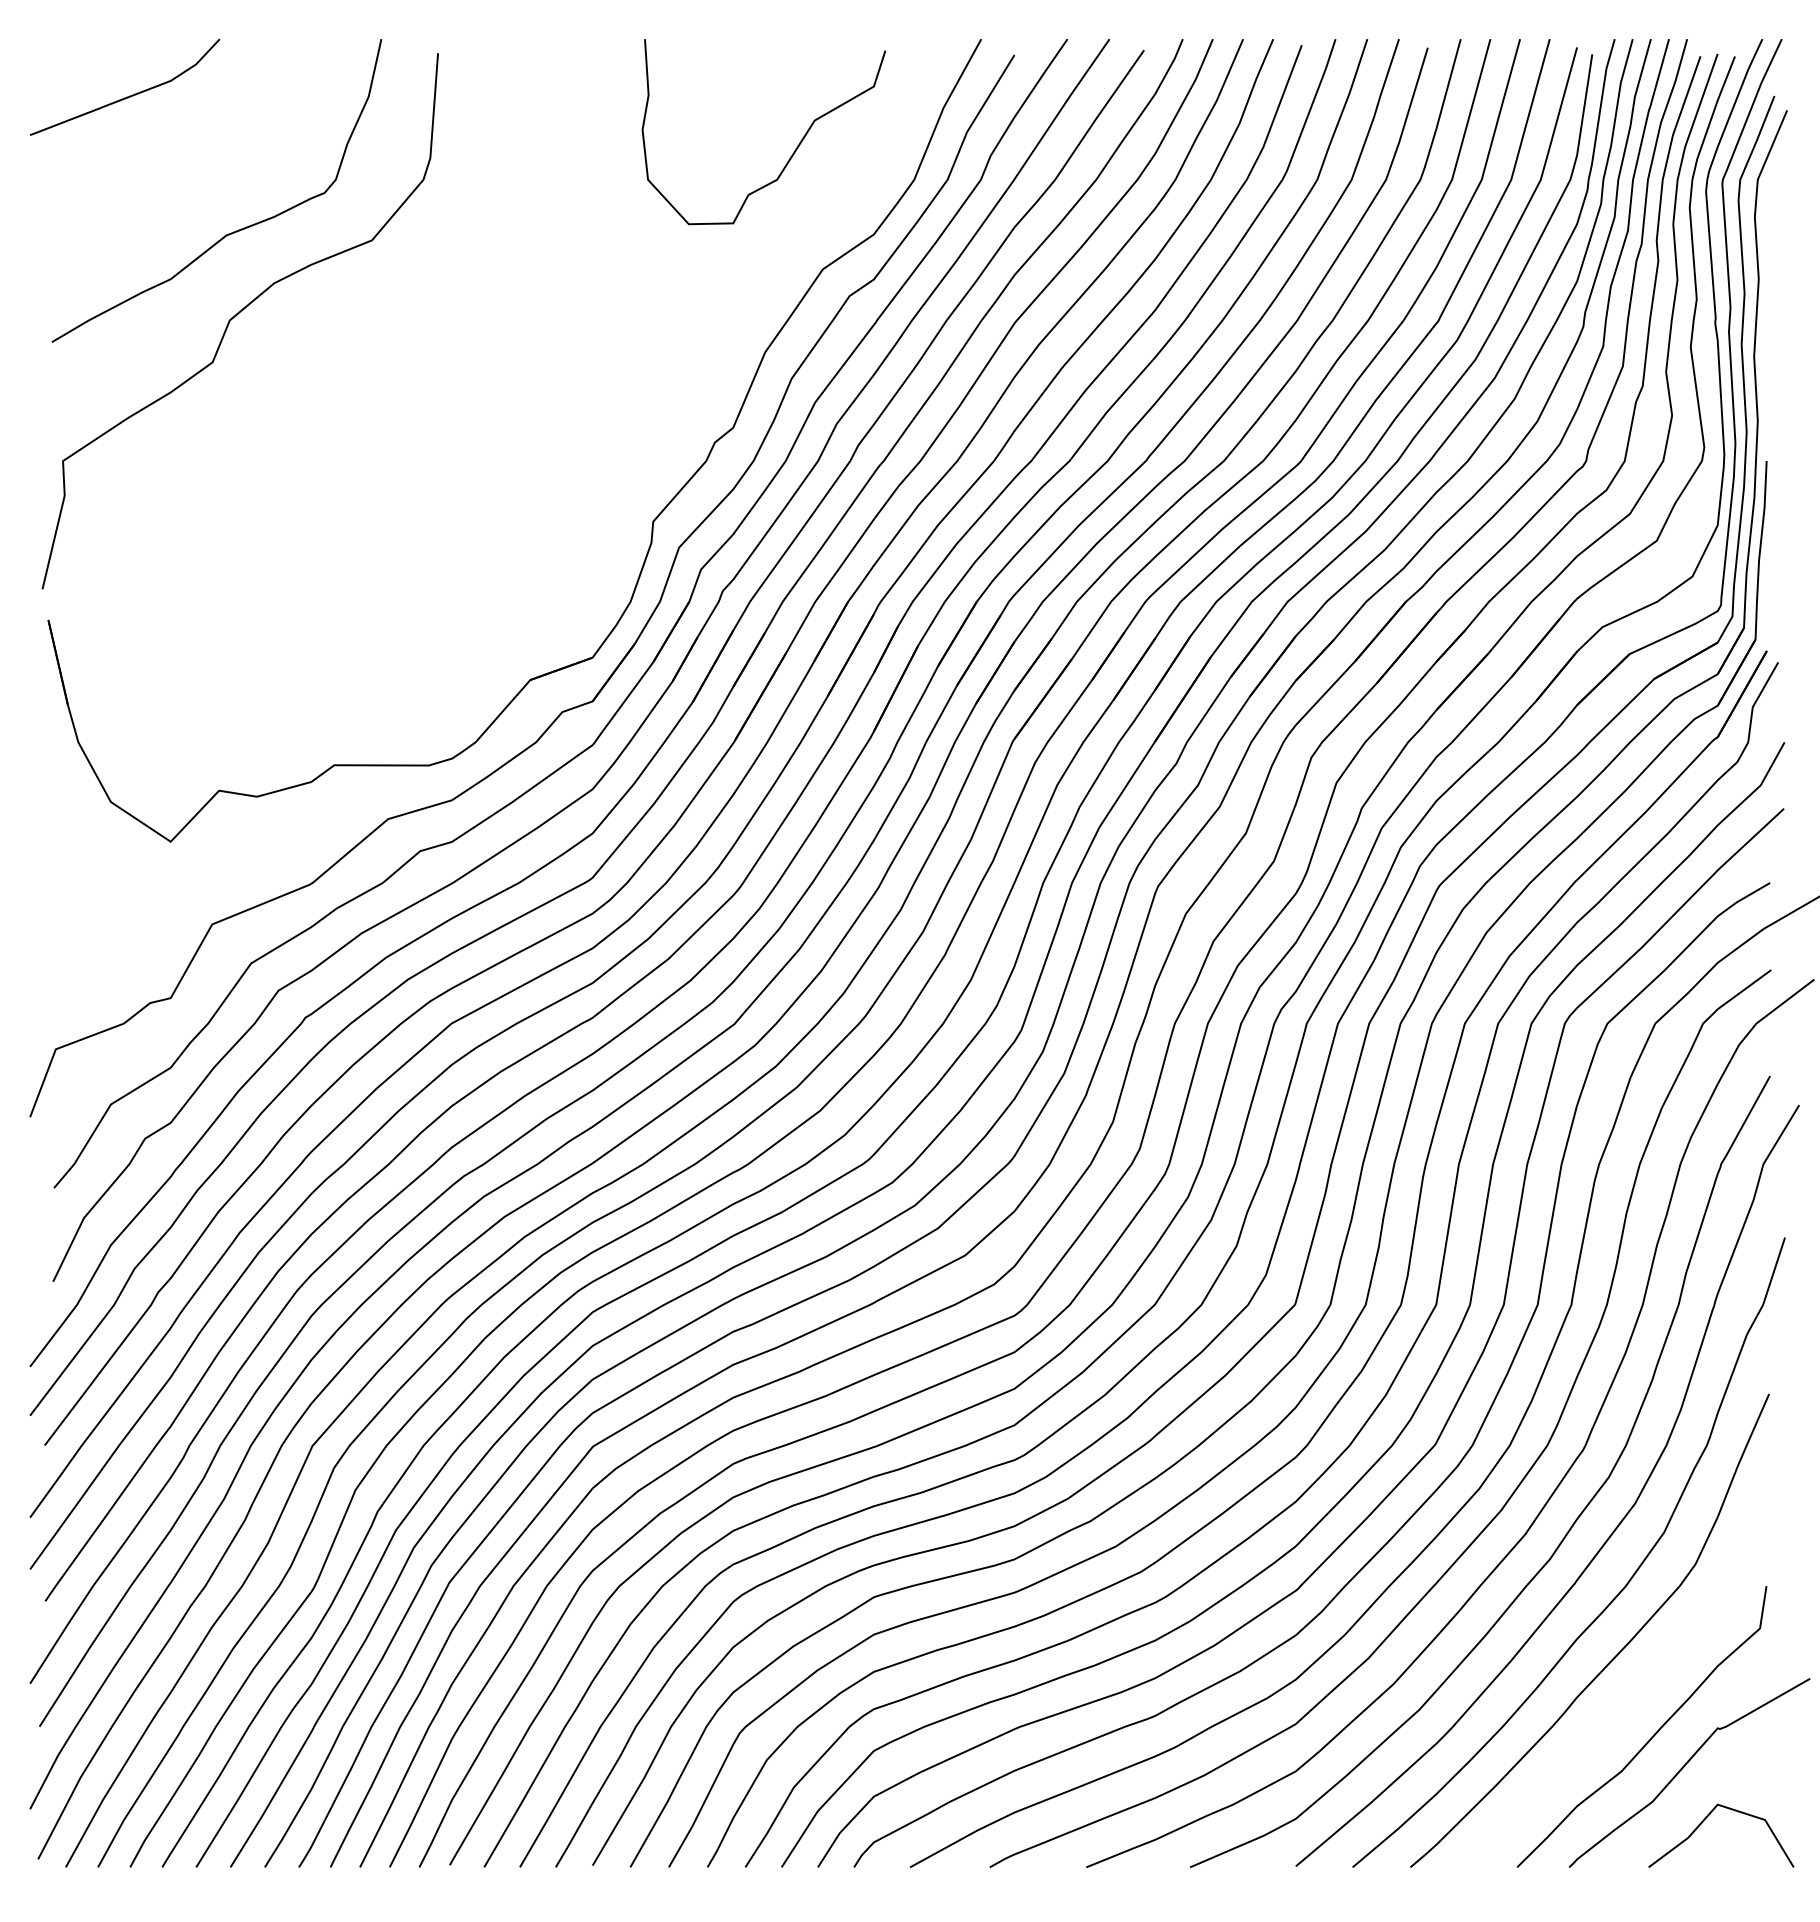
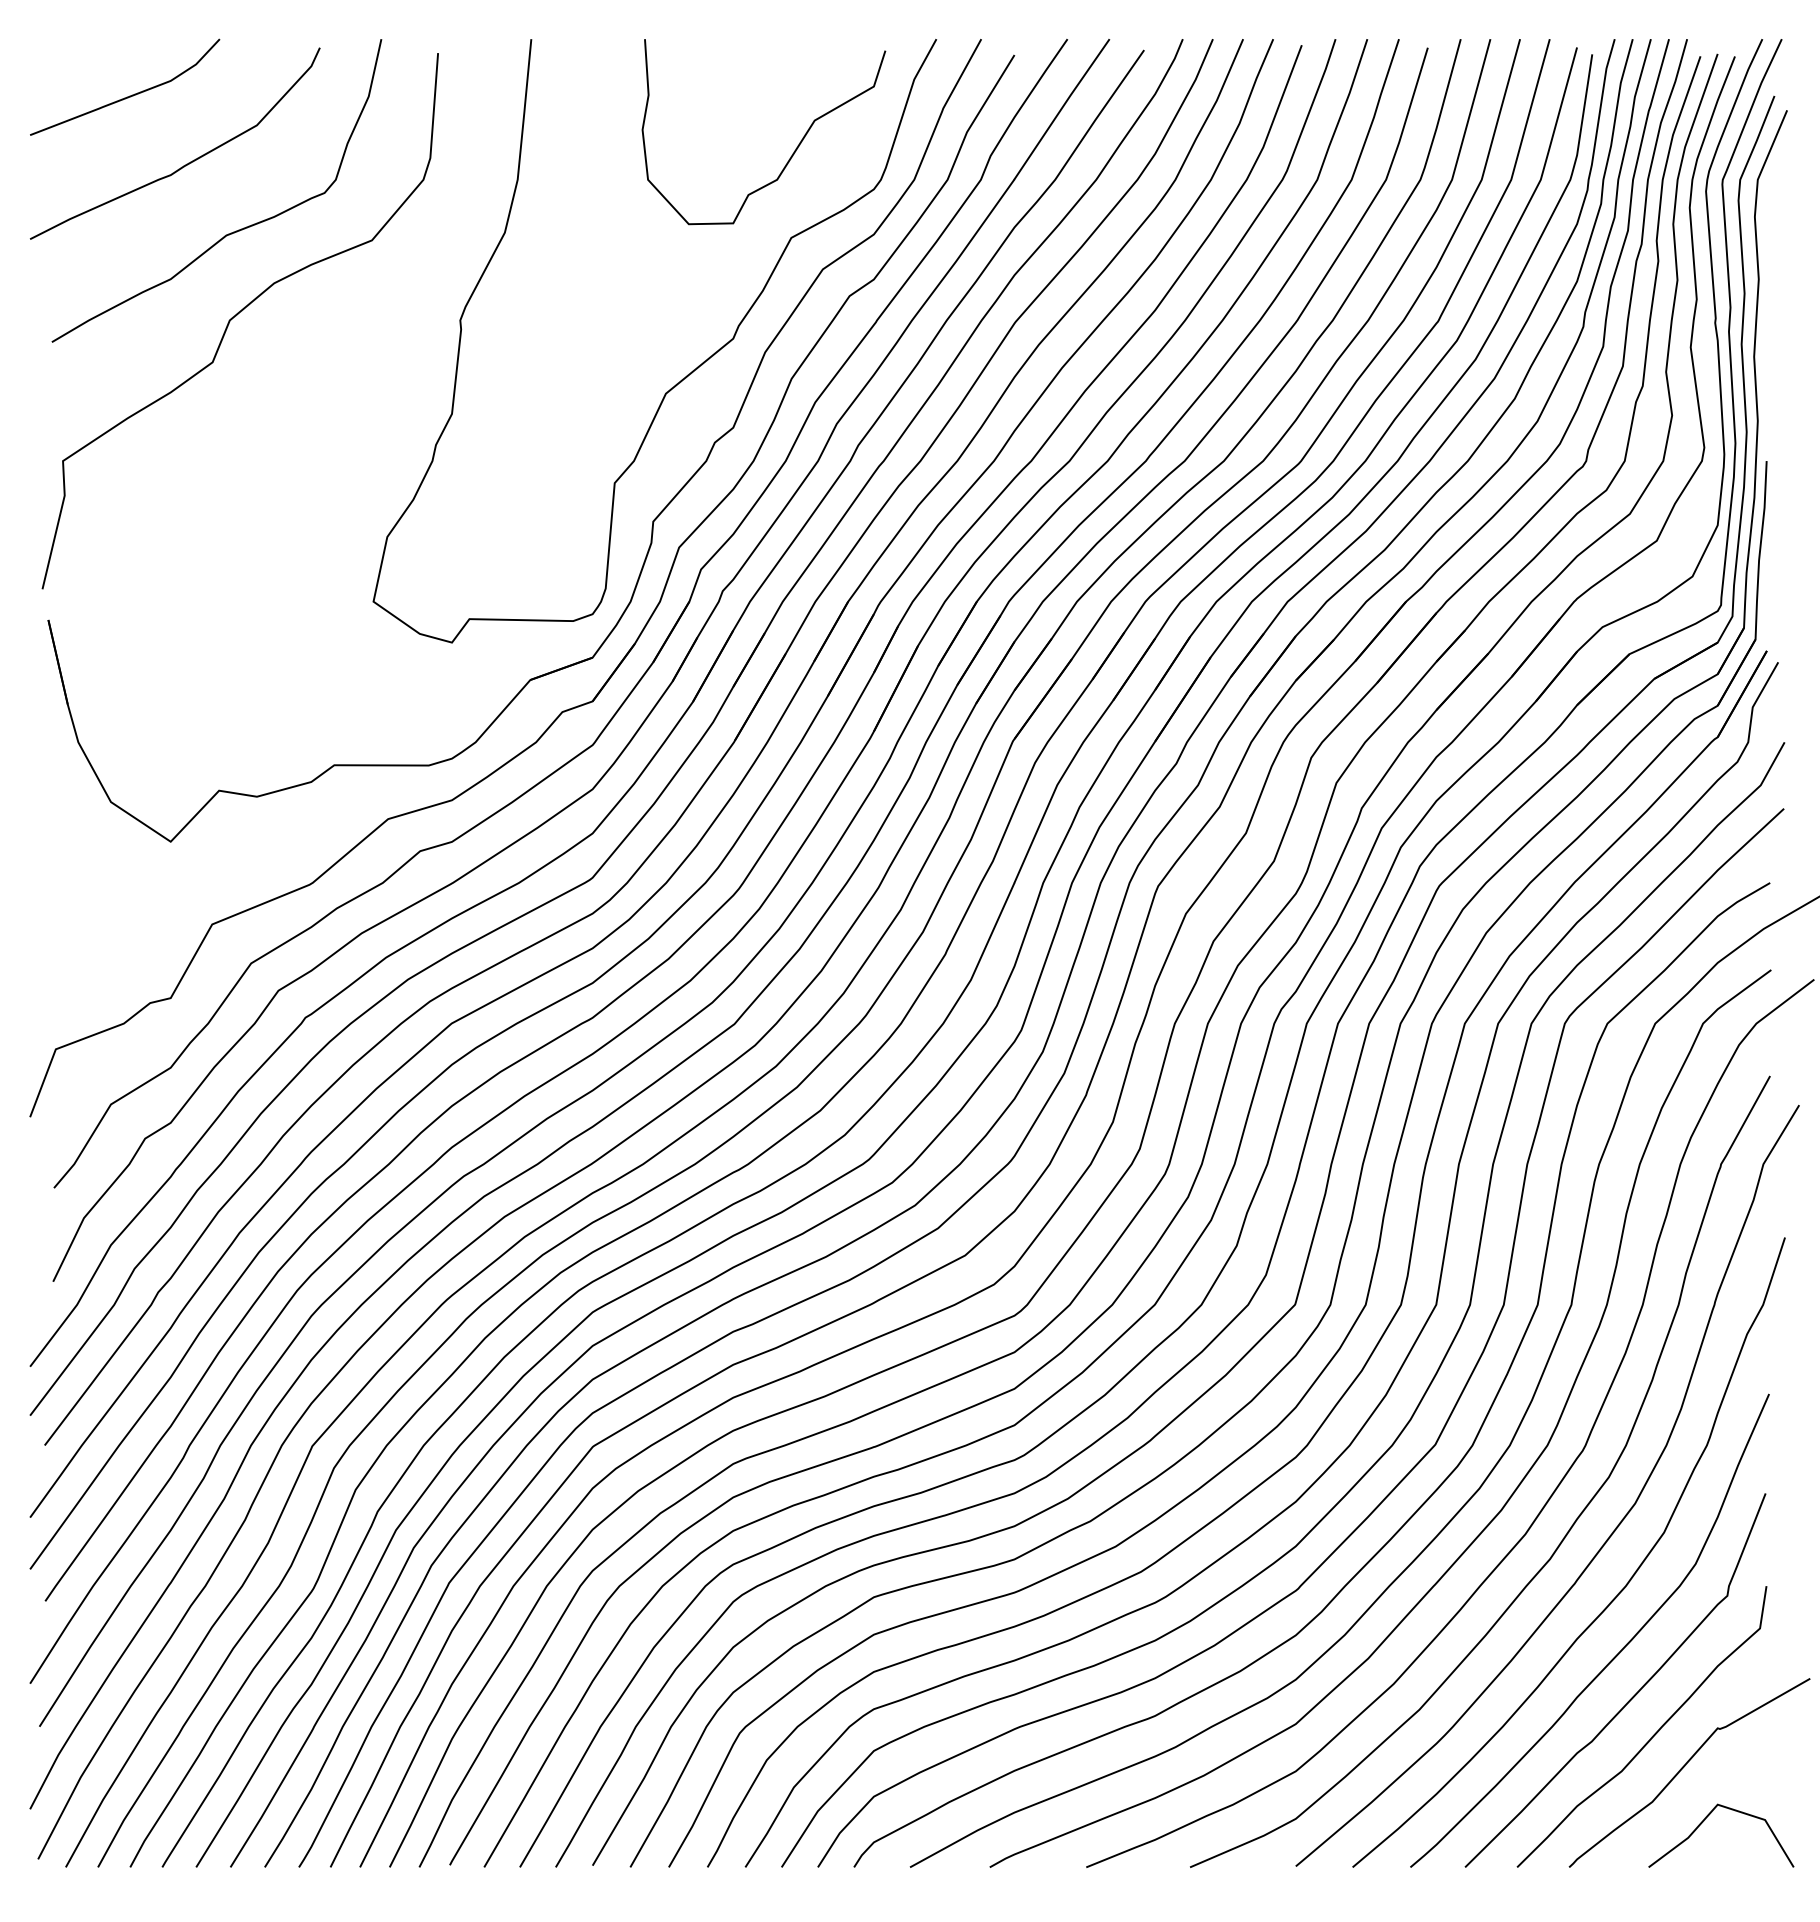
curve: none -> present (188, 162)
curve: none -> present (682, 378)
curve: none -> present (1632, 1696)
